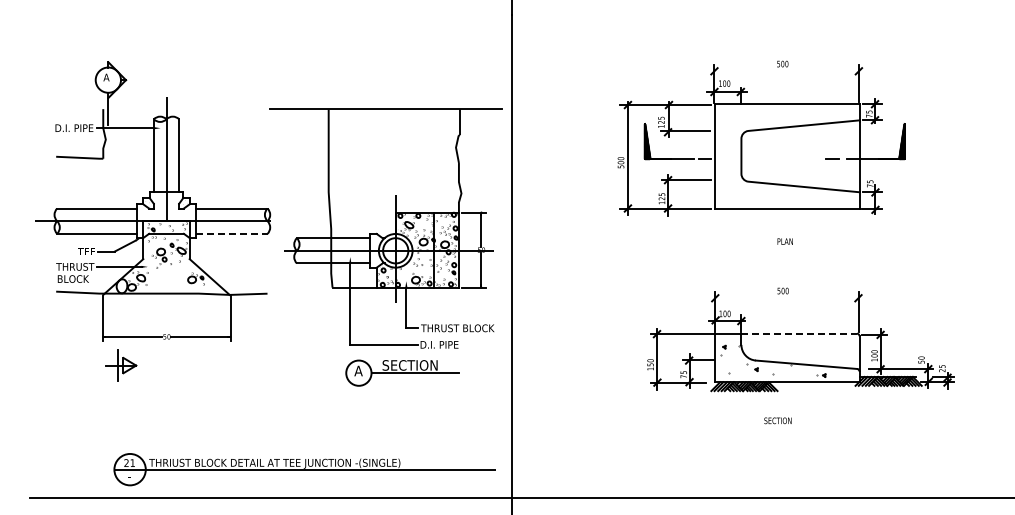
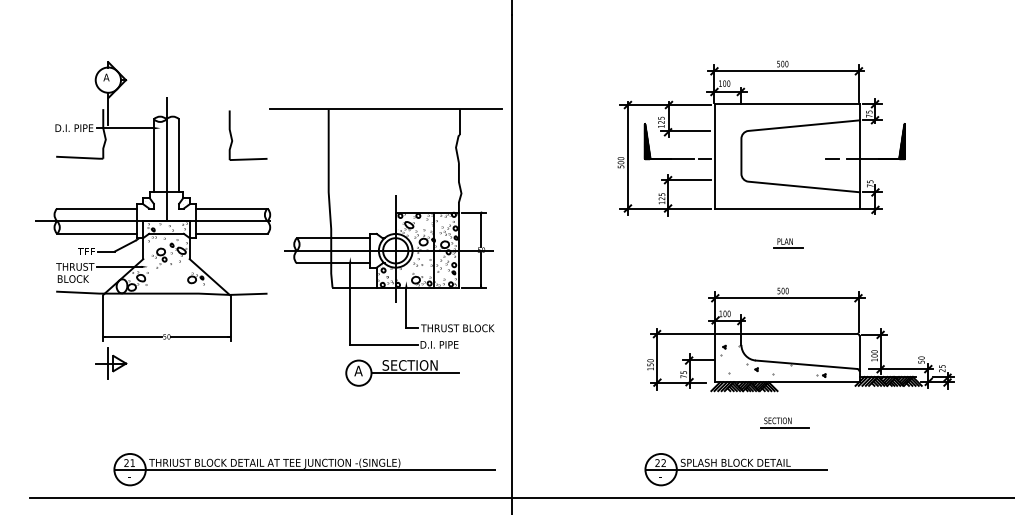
line: none -> present (786, 71)
part: none -> present (232, 136)
line: dashed -> solid (231, 233)
line: none -> present (788, 247)
line: none -> present (786, 298)
line: dashed -> solid (799, 333)
part position: (121, 365) -> (111, 363) (111, 363)
line: none -> present (784, 428)
part: none -> present (735, 469)
